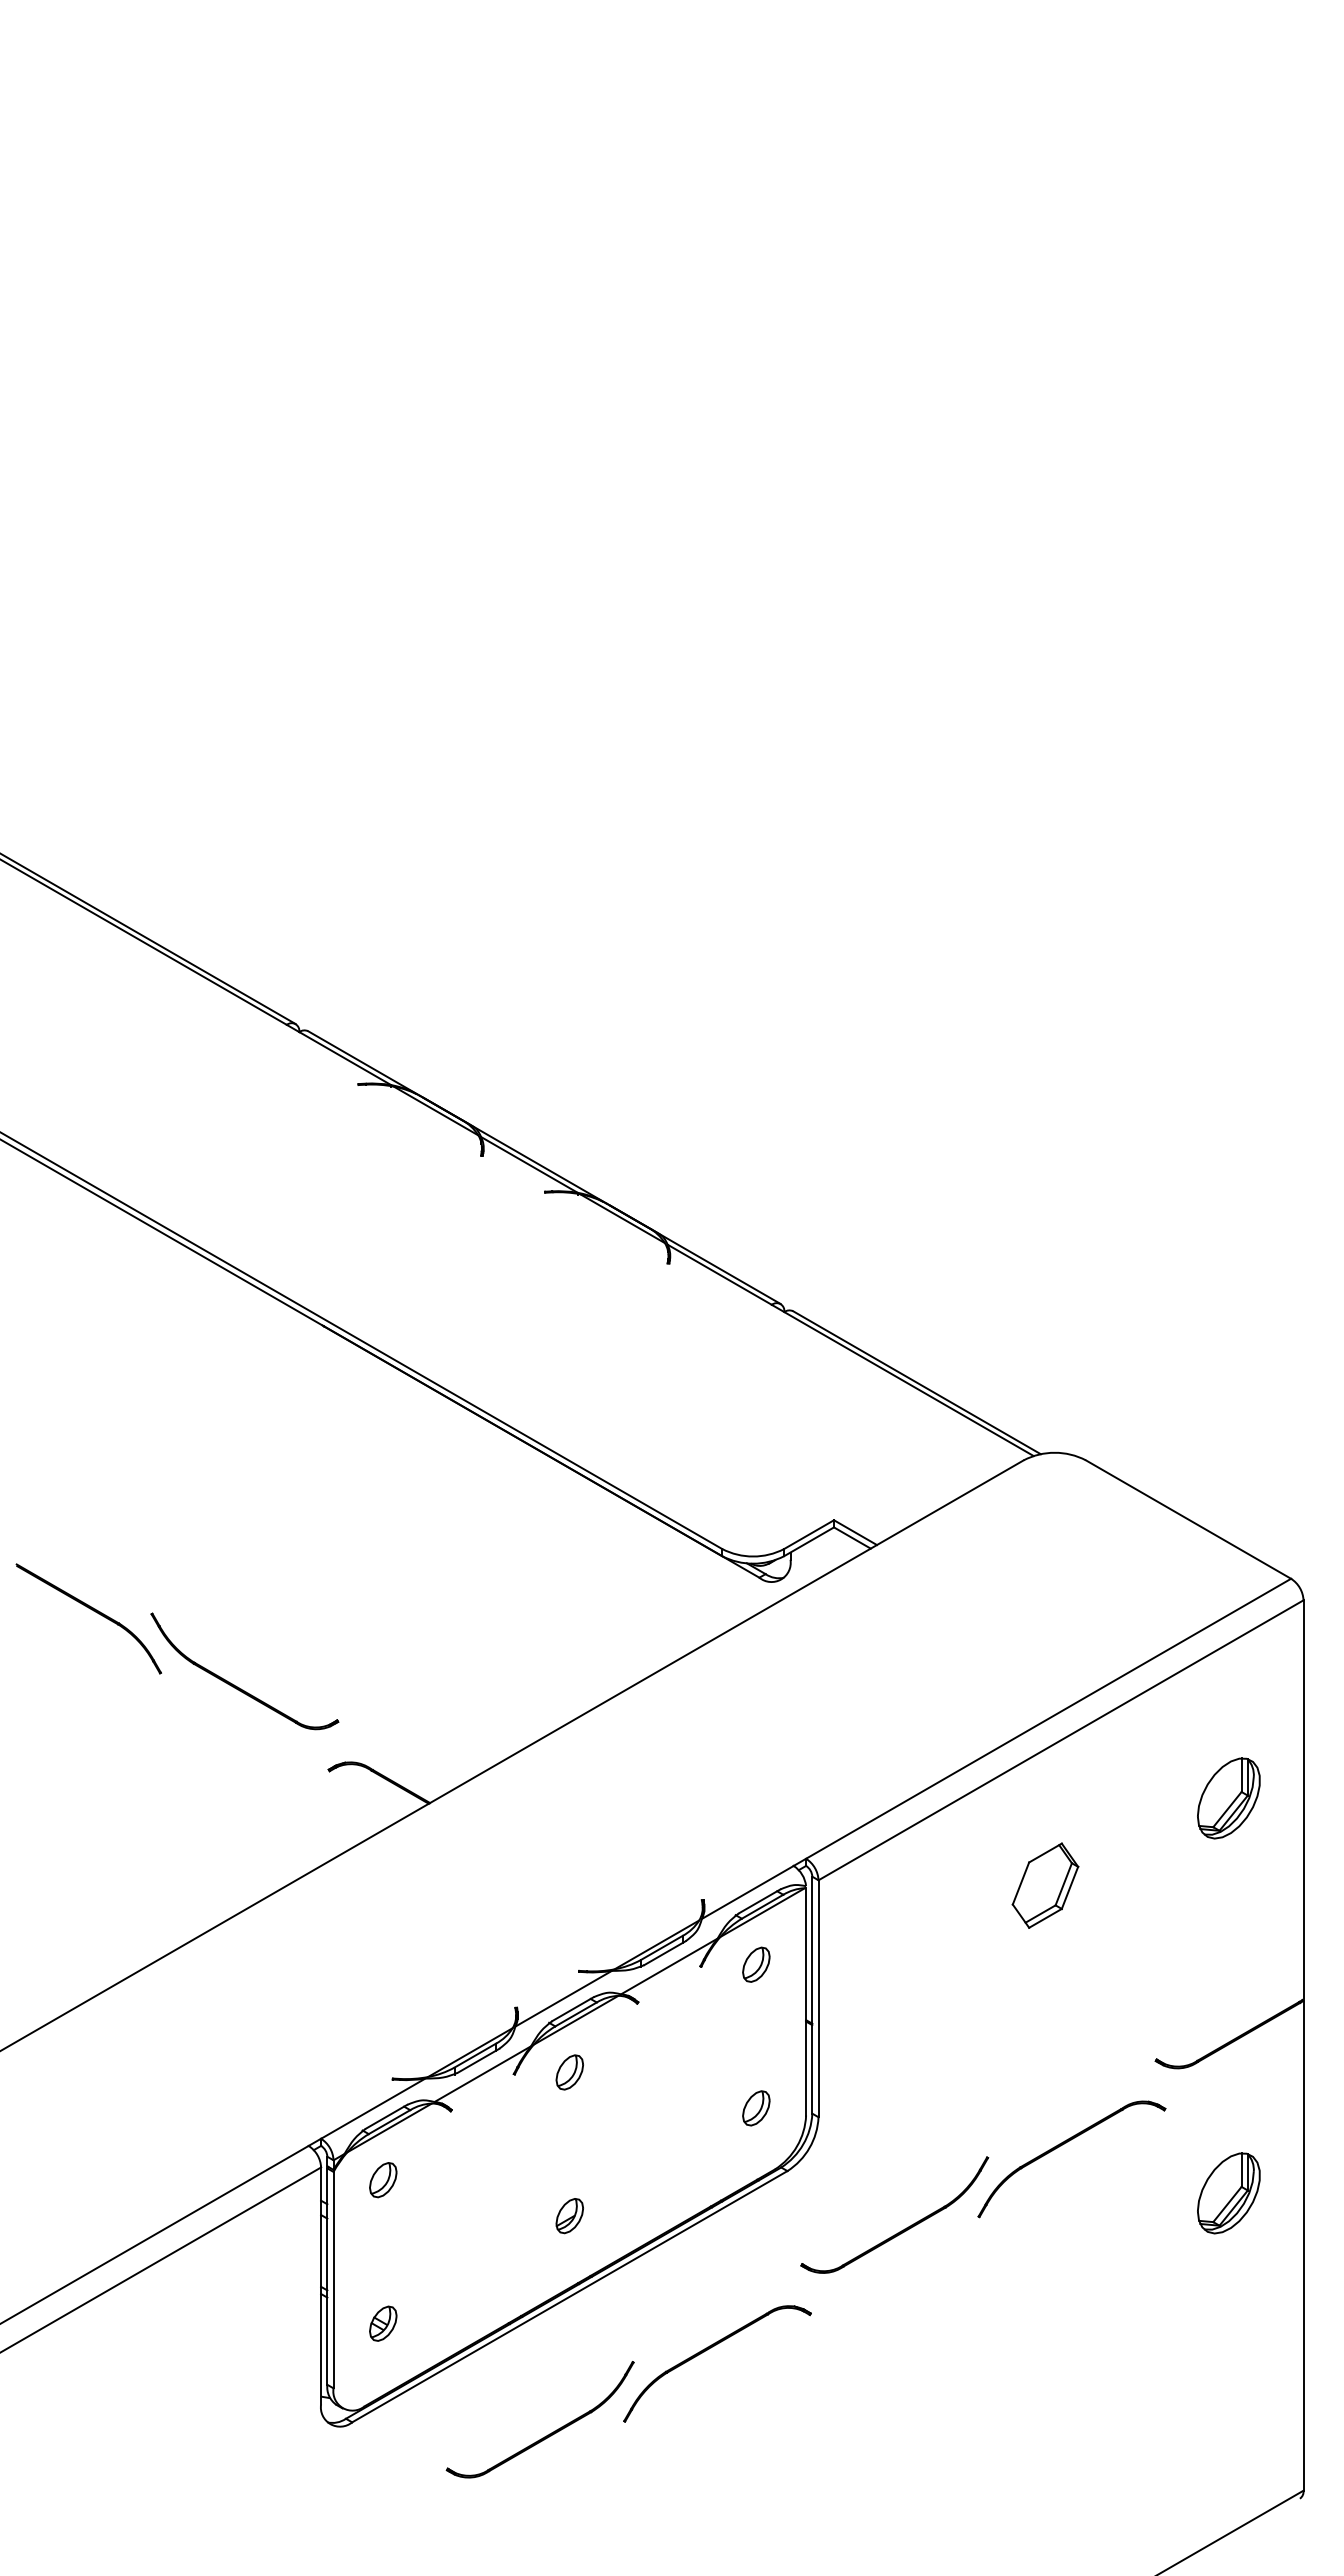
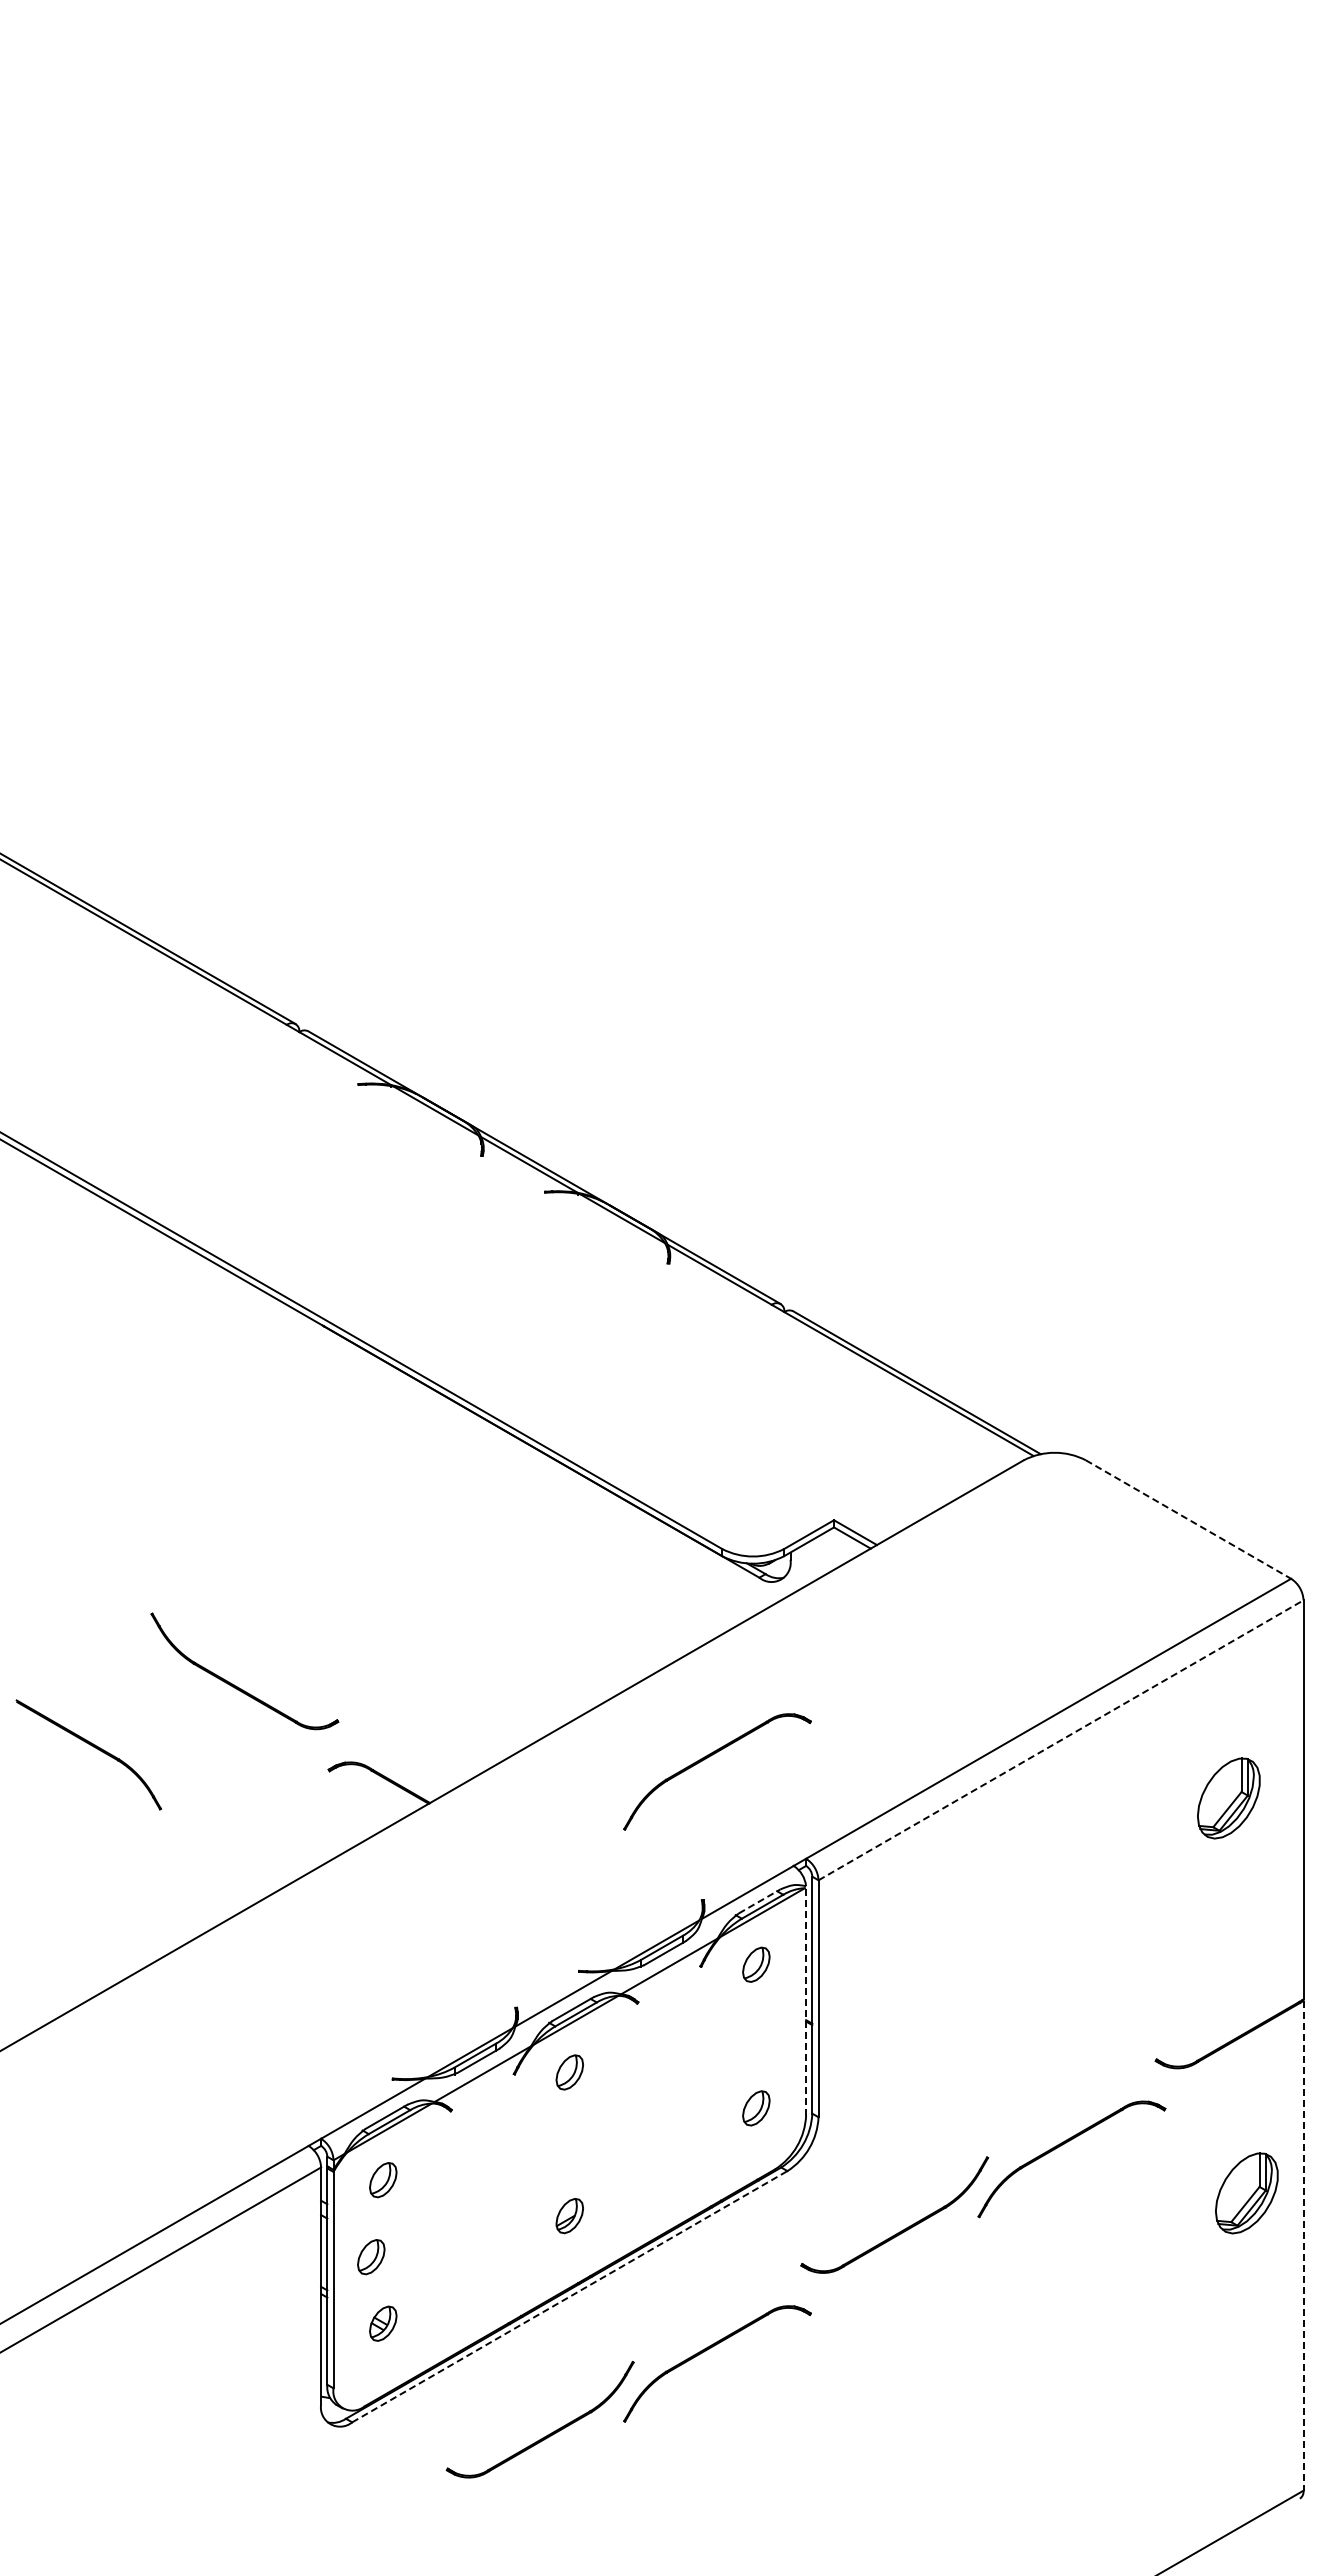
line: solid -> dashed (1188, 1519)
part position: (91, 1610) -> (91, 1746) (91, 1746)
line: solid -> dashed (1061, 1740)
part: none -> present (709, 1757)
part: present -> none (1045, 1885)
line: solid -> dashed (759, 1901)
line: solid -> dashed (806, 2001)
part position: (1228, 2193) -> (1246, 2193) (1246, 2193)
line: solid -> dashed (1303, 2245)
part: none -> present (371, 2257)
line: solid -> dashed (570, 2296)
